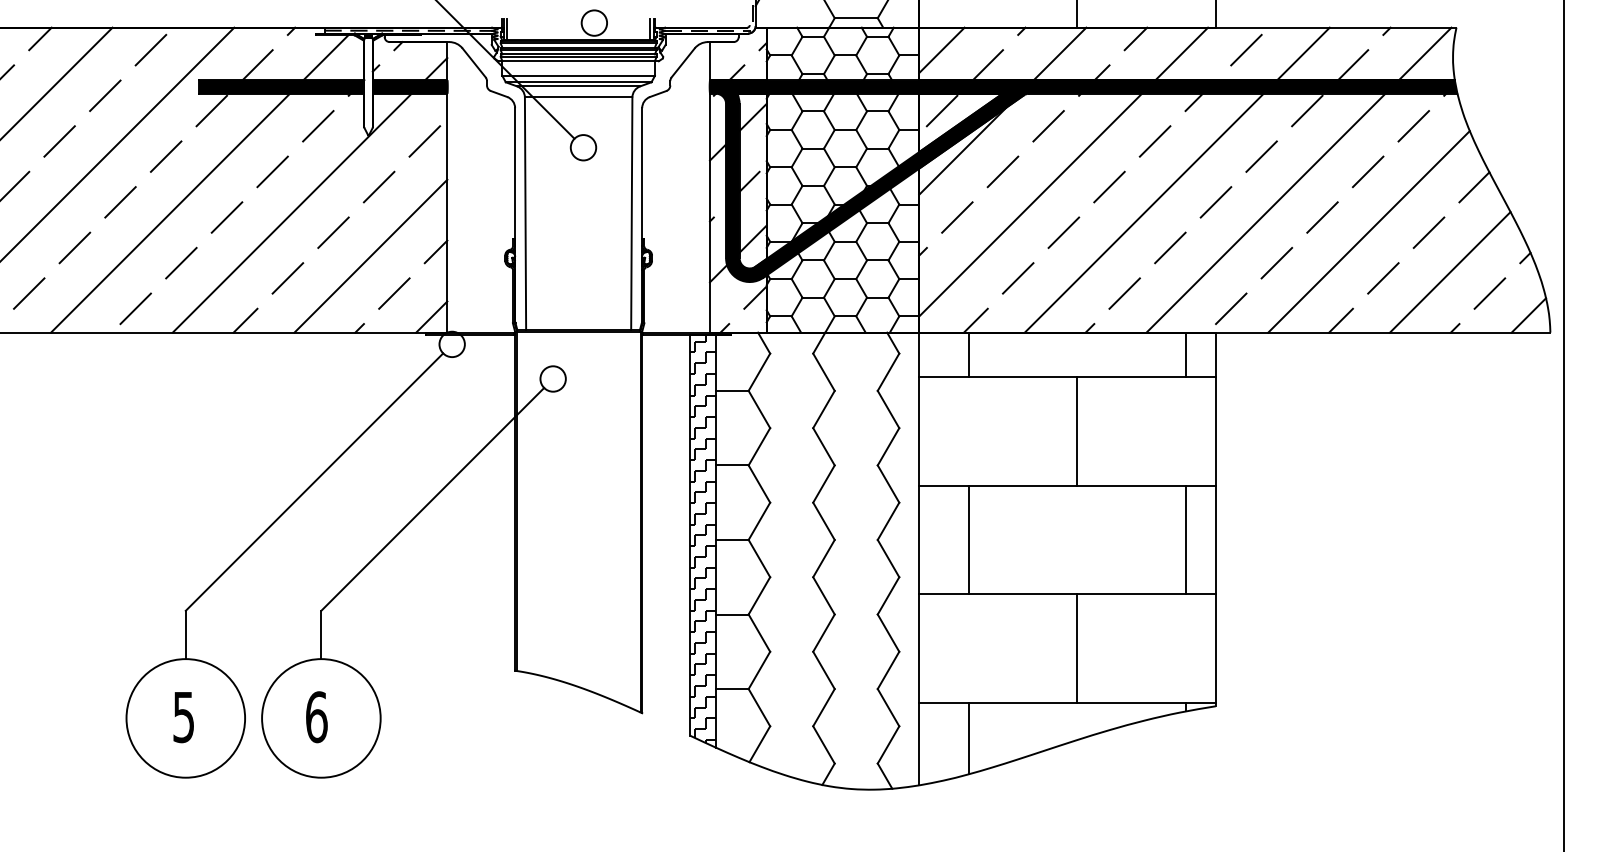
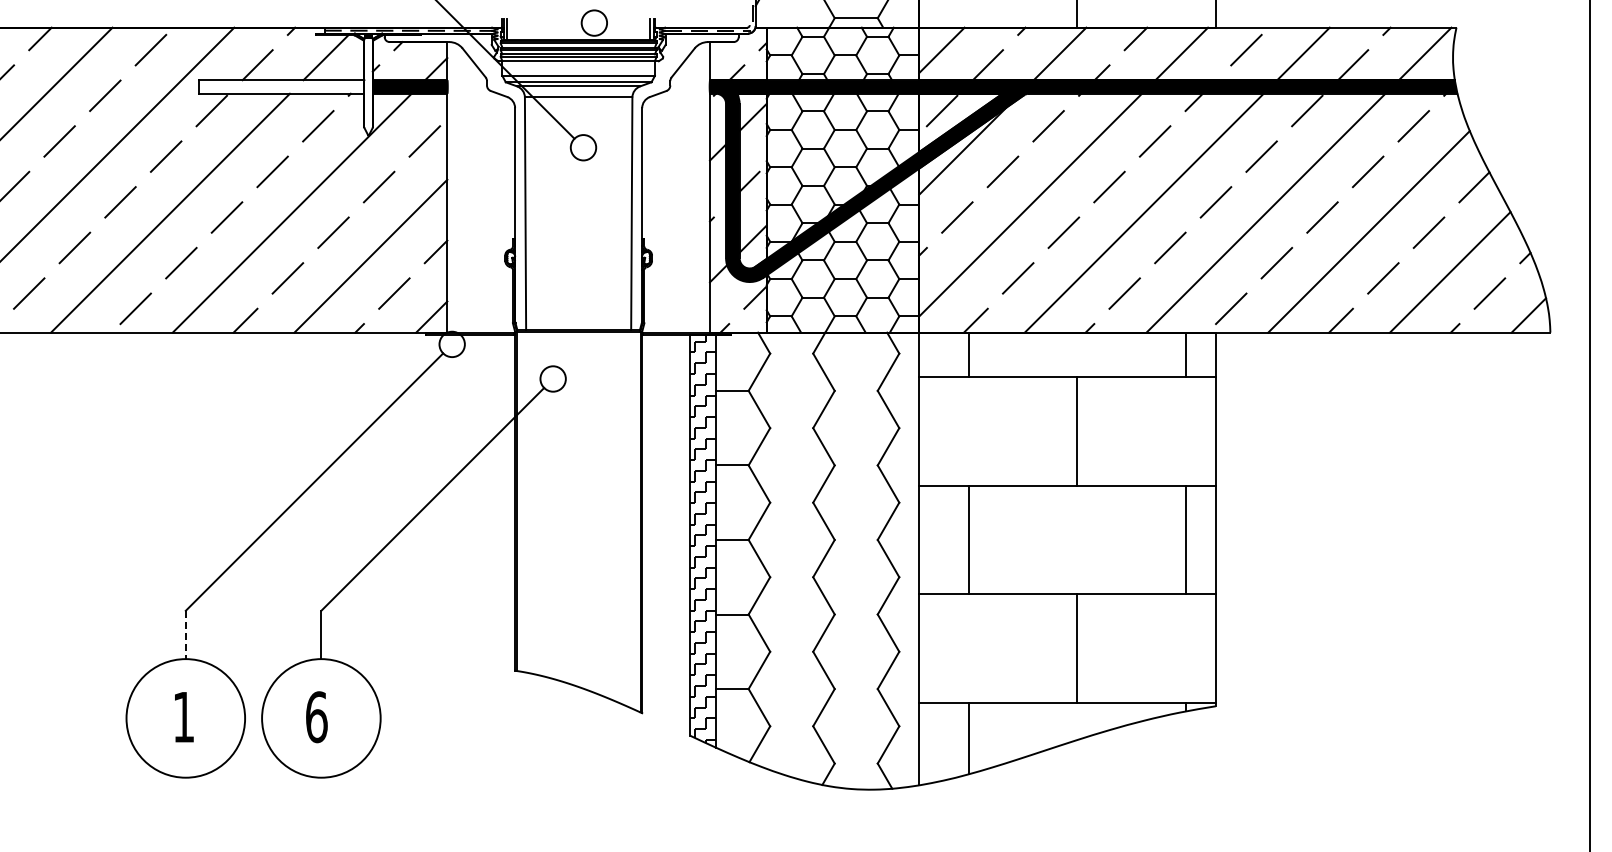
fill: present -> none (281, 86)
line position: (1563, 425) -> (1589, 425) (1589, 425)
line: solid -> dashed (185, 635)
text: 5 -> 1 (183, 717)
